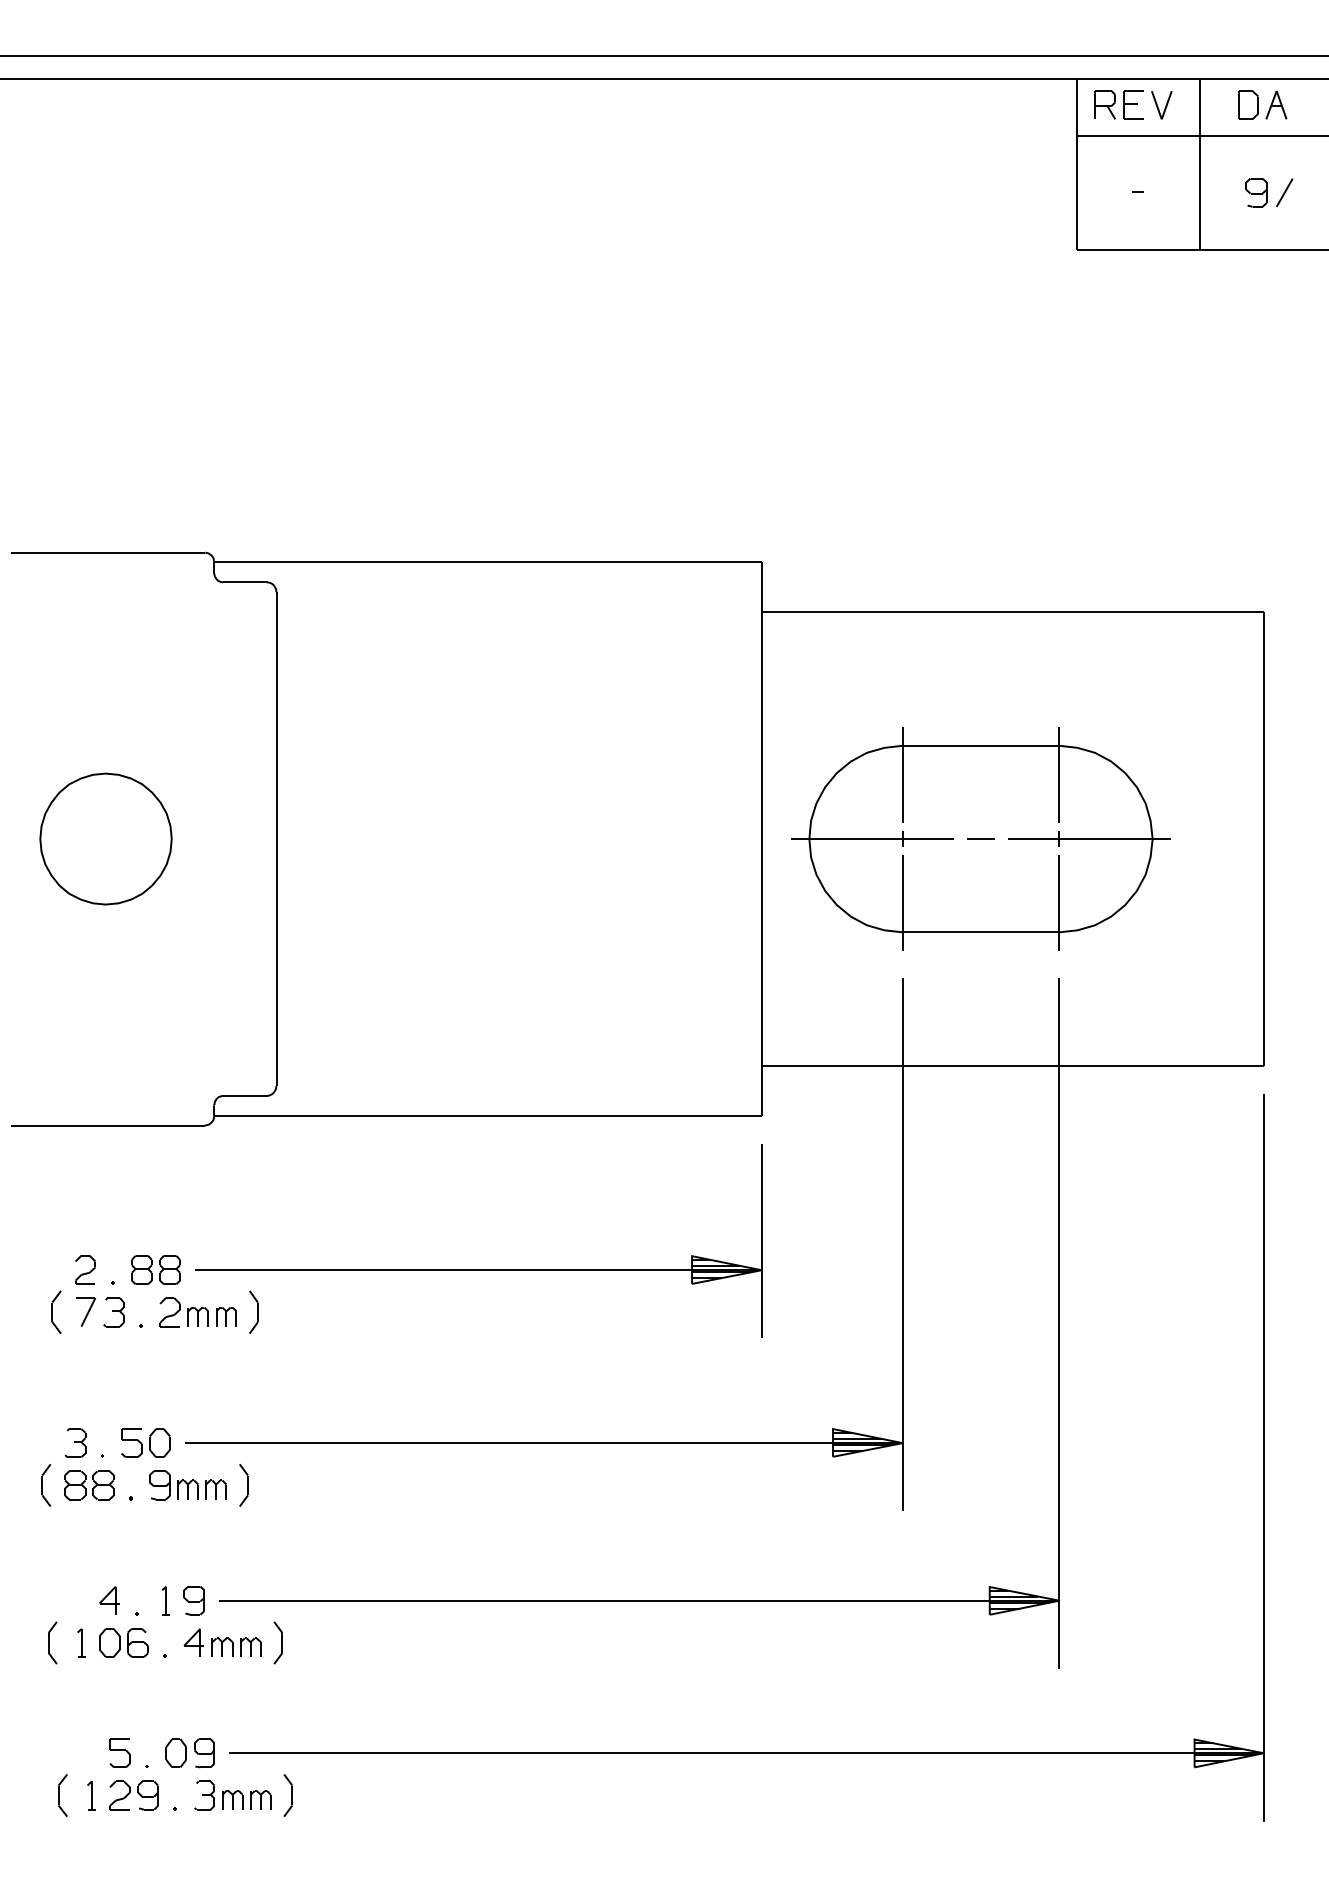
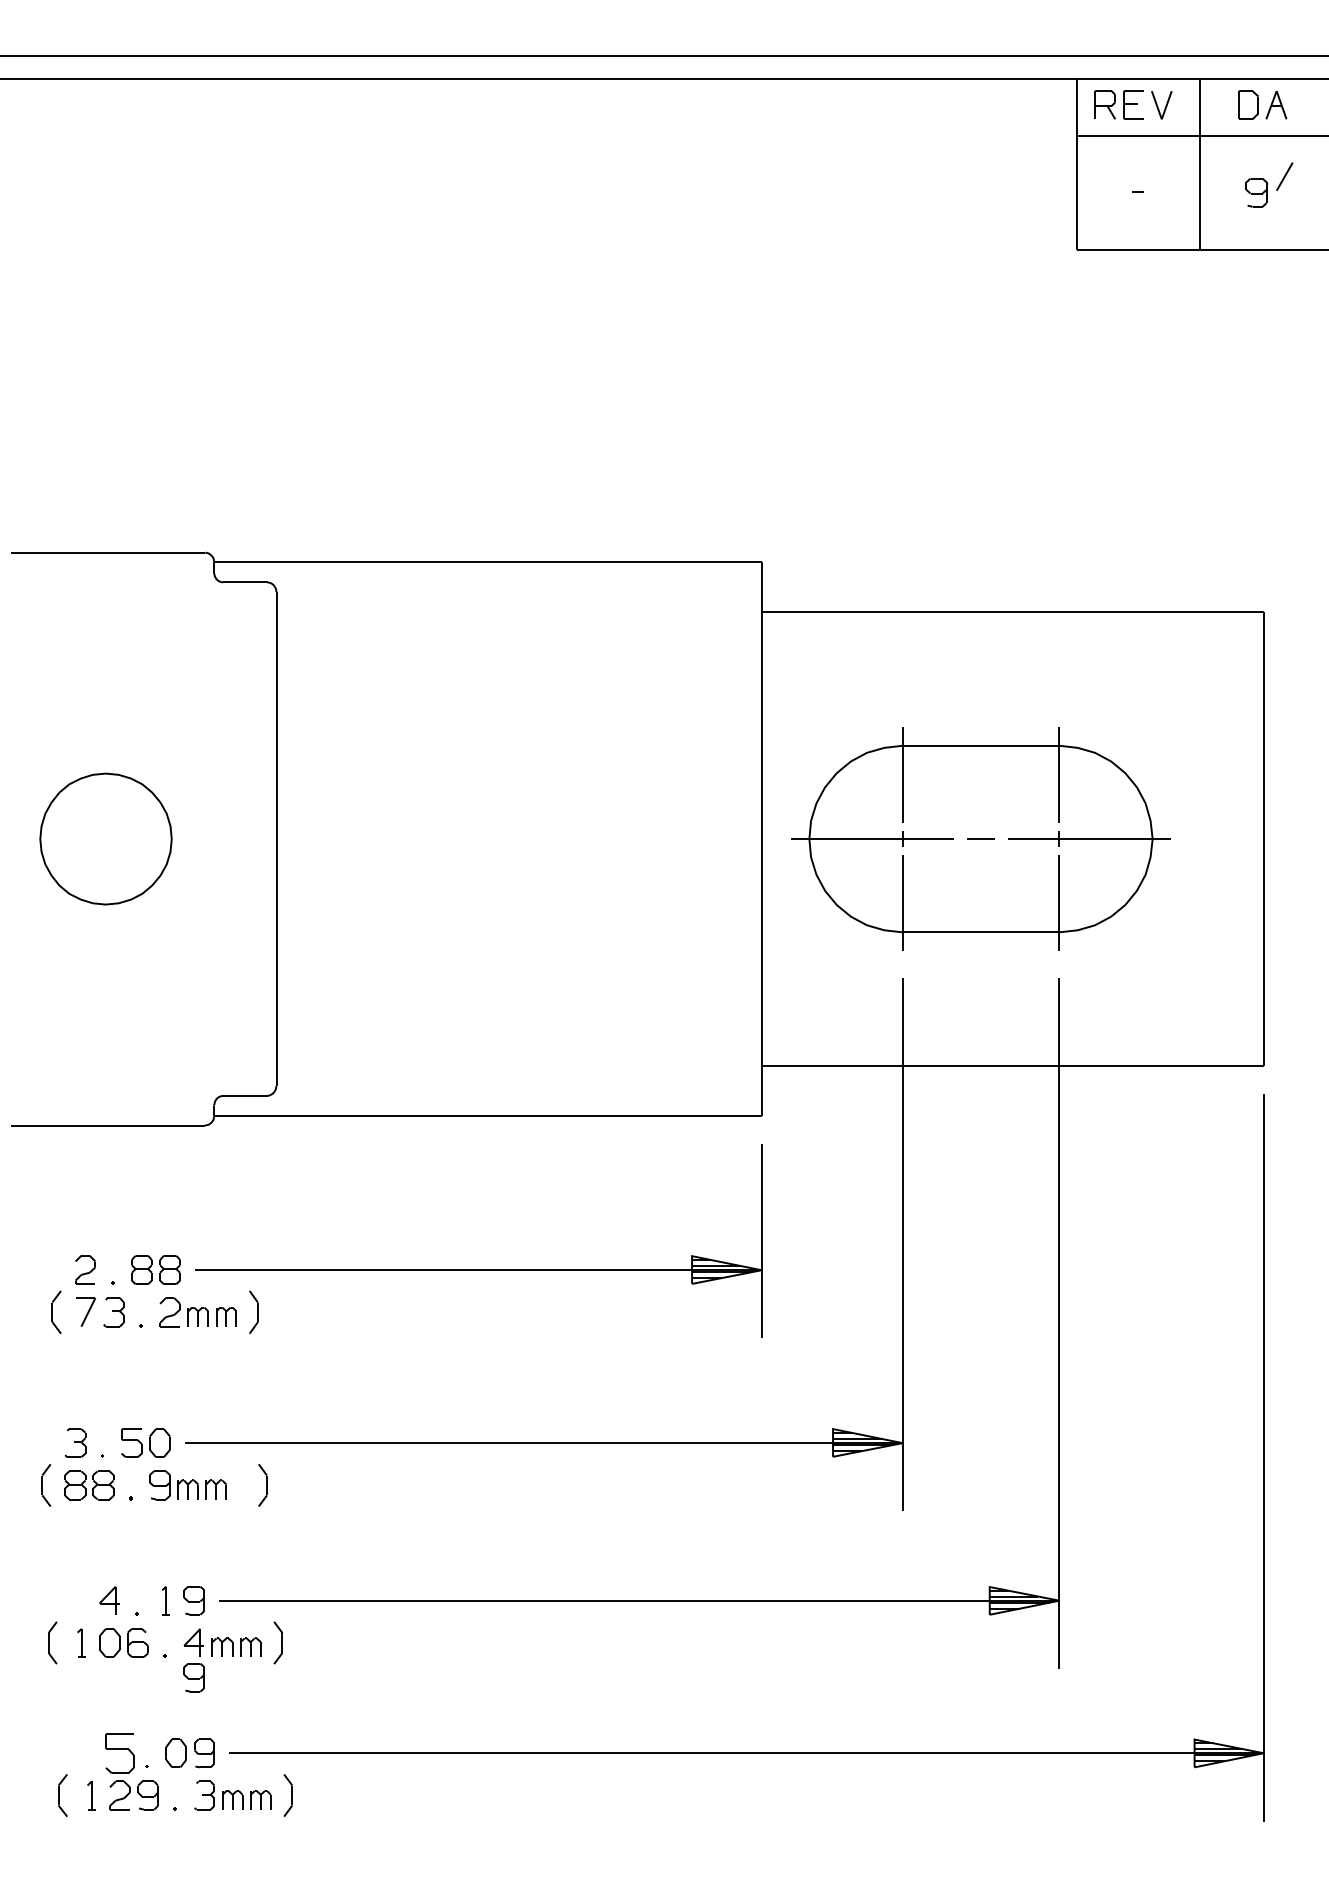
line position: (1284, 192) -> (1284, 176) (1284, 176)
part position: (243, 1485) -> (262, 1485) (262, 1485)
part: none -> present (193, 1677)
part size: 22x30 px -> 30x41 px (119, 1753)
